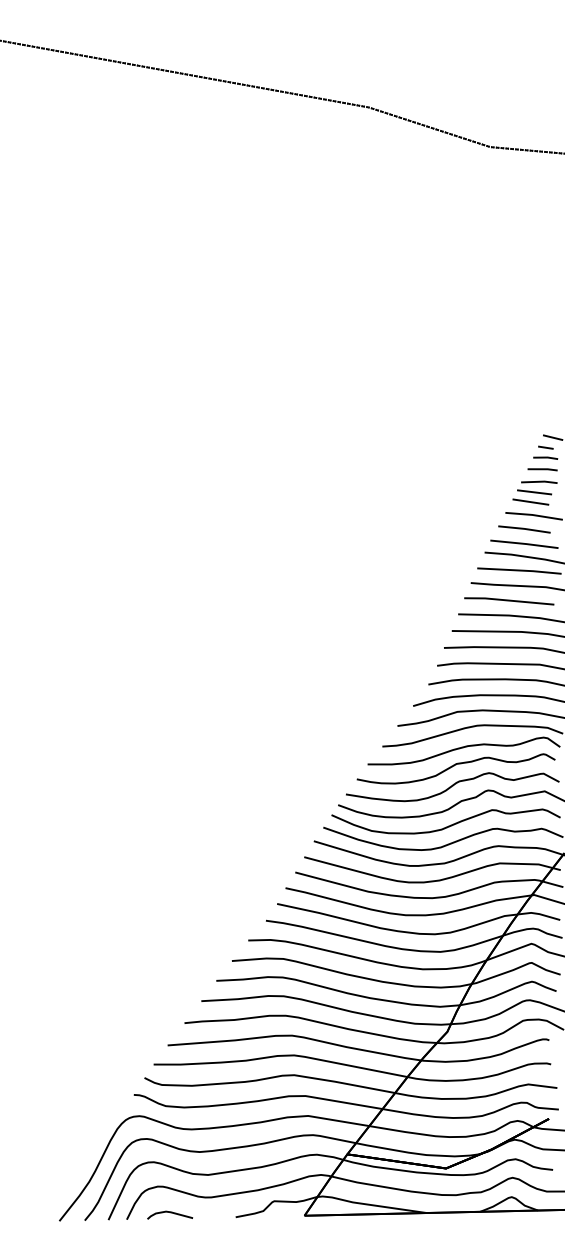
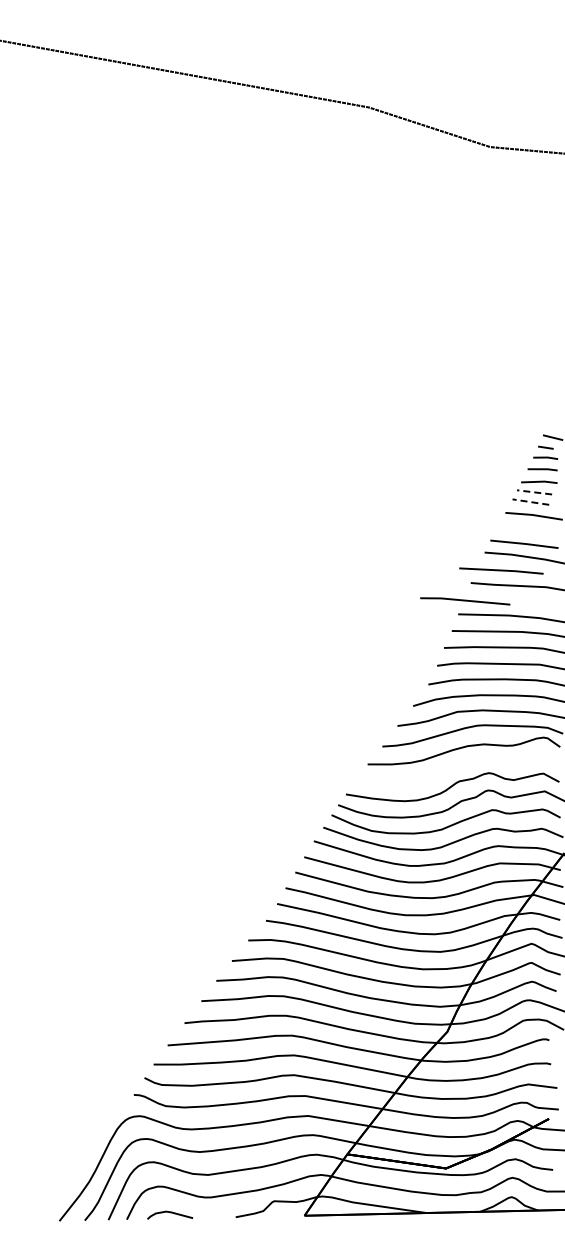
line: solid -> dashed (533, 492)
line: solid -> dashed (529, 501)
line: present -> none (524, 529)
line position: (519, 570) -> (501, 570) (501, 570)
line position: (509, 601) -> (465, 601) (465, 601)
curve: present -> none (454, 766)
